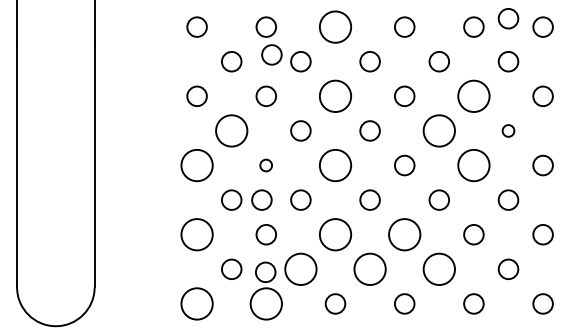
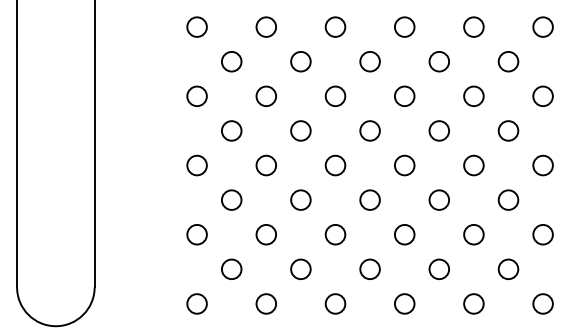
circle: present -> none (508, 18)
circle diameter: 31 px -> 20 px (335, 26)
circle: present -> none (271, 54)
circle diameter: 31 px -> 20 px (335, 96)
circle diameter: 31 px -> 20 px (473, 96)
circle diameter: 31 px -> 20 px (231, 130)
circle diameter: 31 px -> 20 px (439, 130)
circle size: 15x14 px -> 23x22 px (508, 130)
circle diameter: 31 px -> 20 px (196, 165)
circle size: 14x15 px -> 22x23 px (265, 165)
circle diameter: 31 px -> 20 px (335, 165)
circle diameter: 31 px -> 20 px (473, 165)
circle: present -> none (261, 199)
circle diameter: 31 px -> 20 px (196, 234)
circle diameter: 31 px -> 20 px (335, 234)
circle diameter: 31 px -> 20 px (404, 234)
circle diameter: 31 px -> 20 px (300, 269)
circle diameter: 31 px -> 20 px (369, 269)
circle diameter: 31 px -> 20 px (439, 269)
circle: present -> none (265, 271)
circle diameter: 31 px -> 20 px (196, 303)
circle diameter: 31 px -> 20 px (266, 303)
